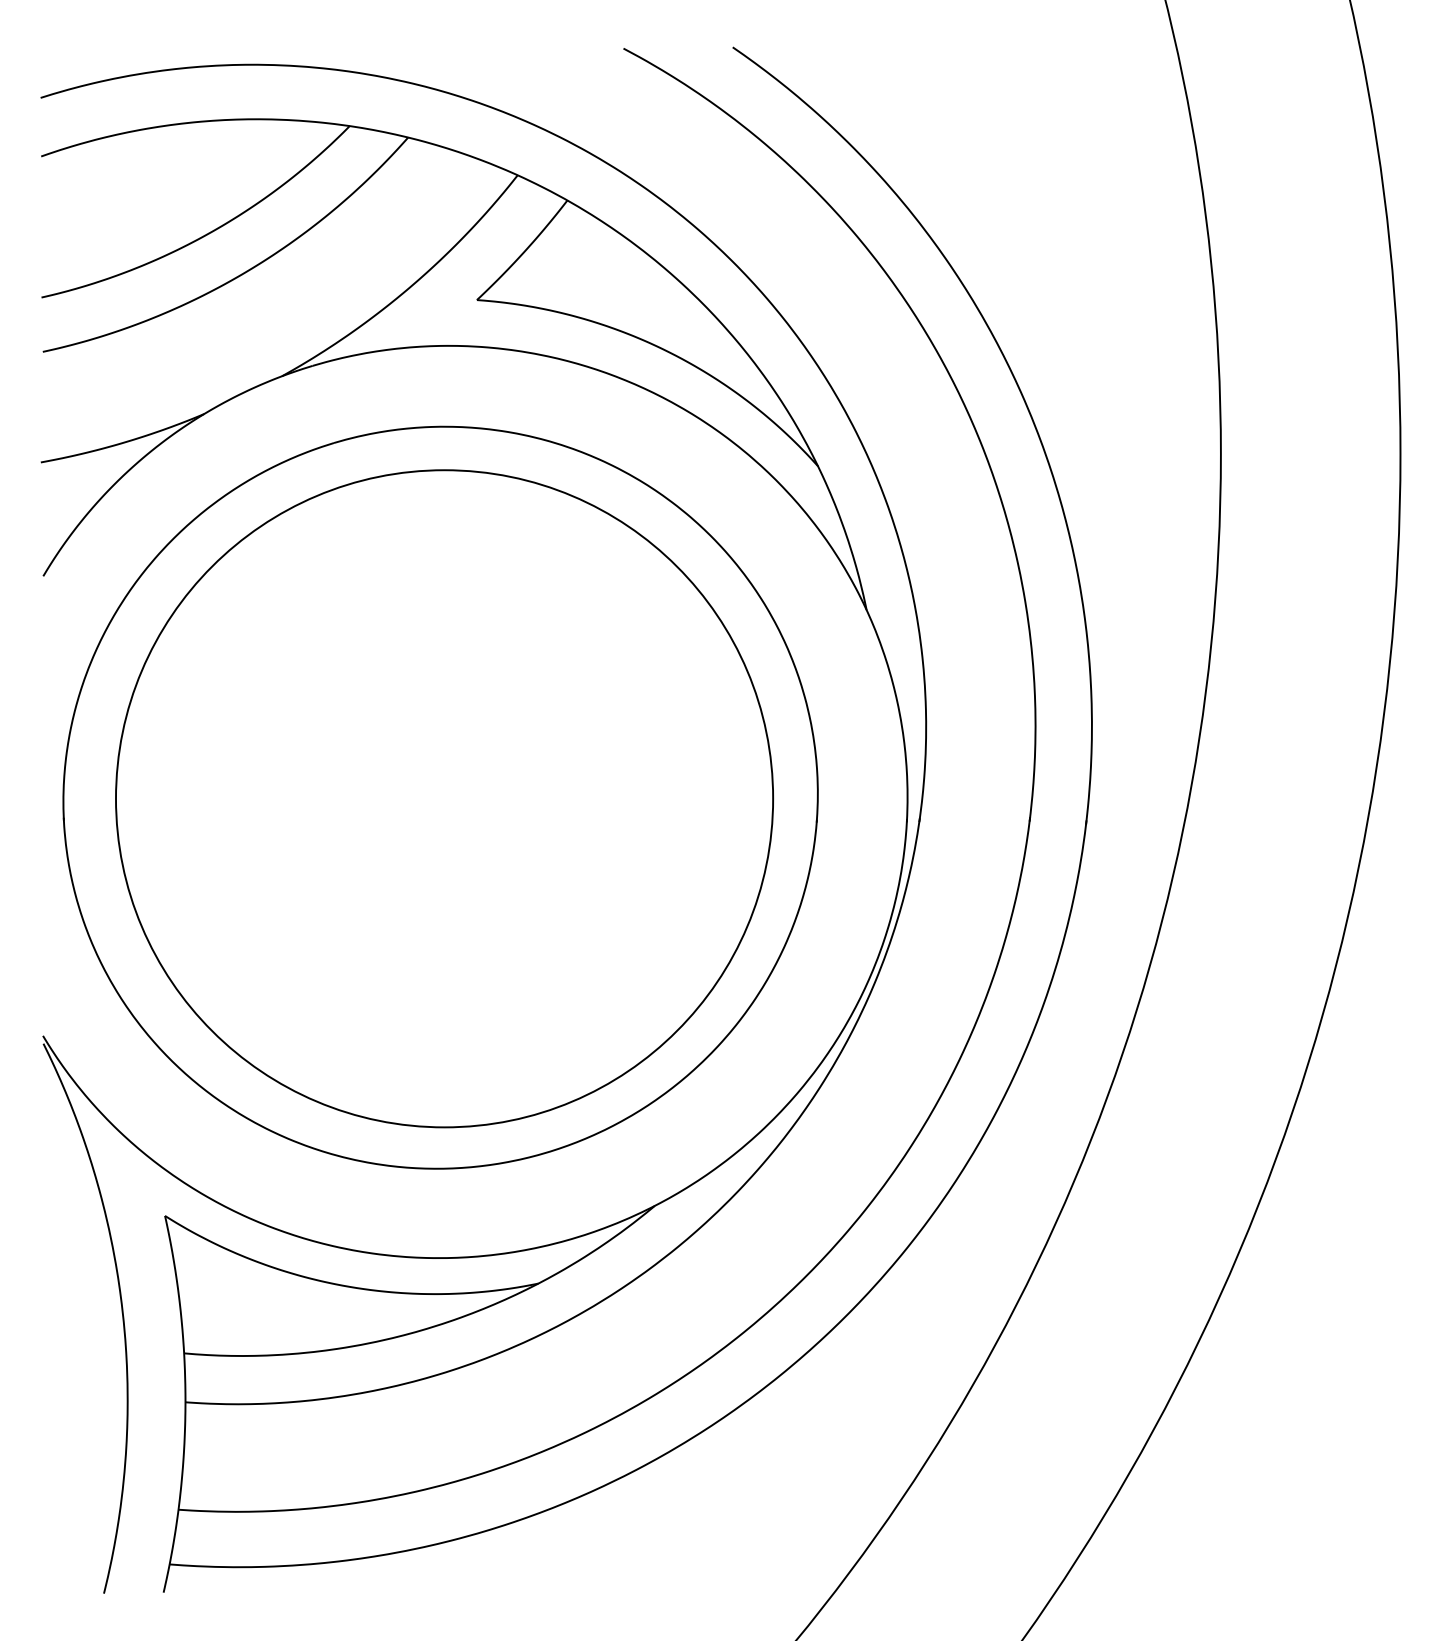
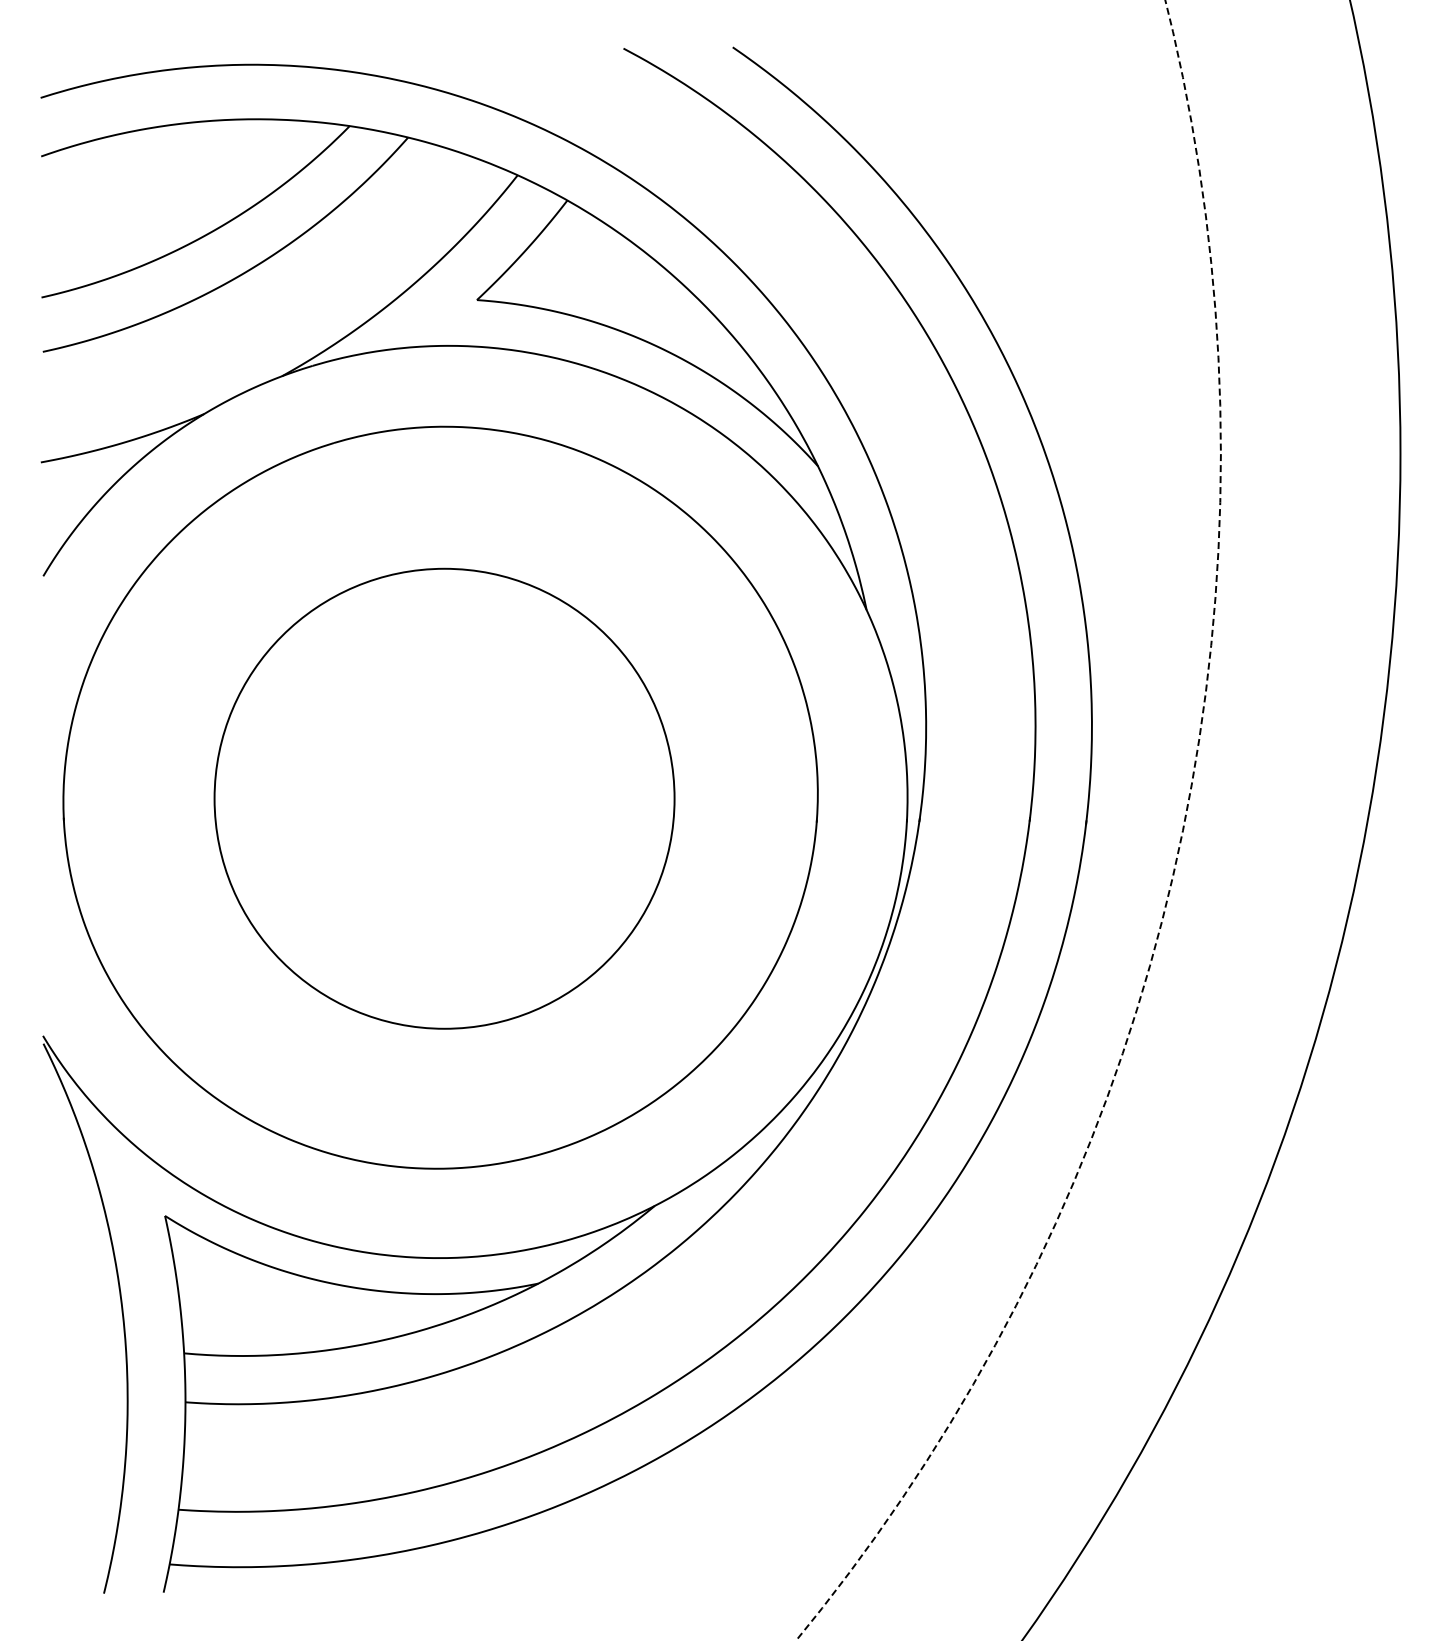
circle diameter: 657 px -> 460 px (444, 798)
circle: solid -> dashed (1007, 820)
